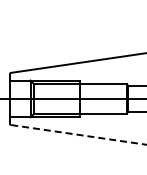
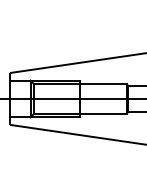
line: dashed -> solid (79, 134)
